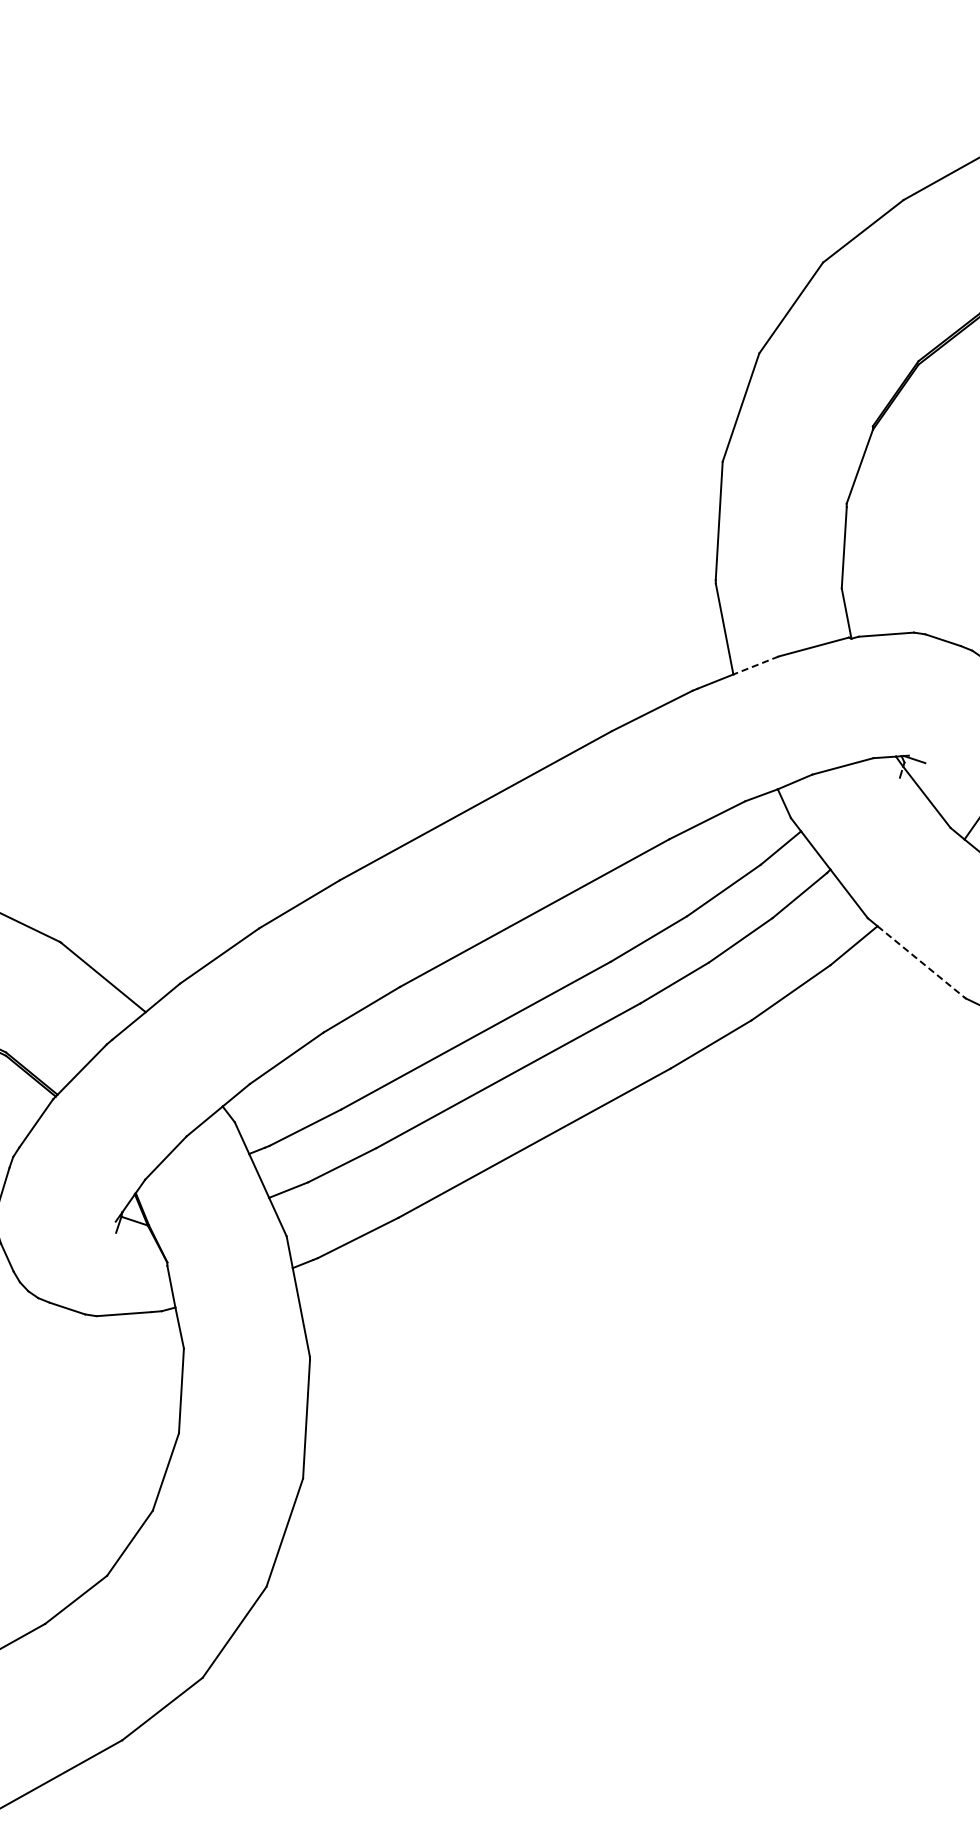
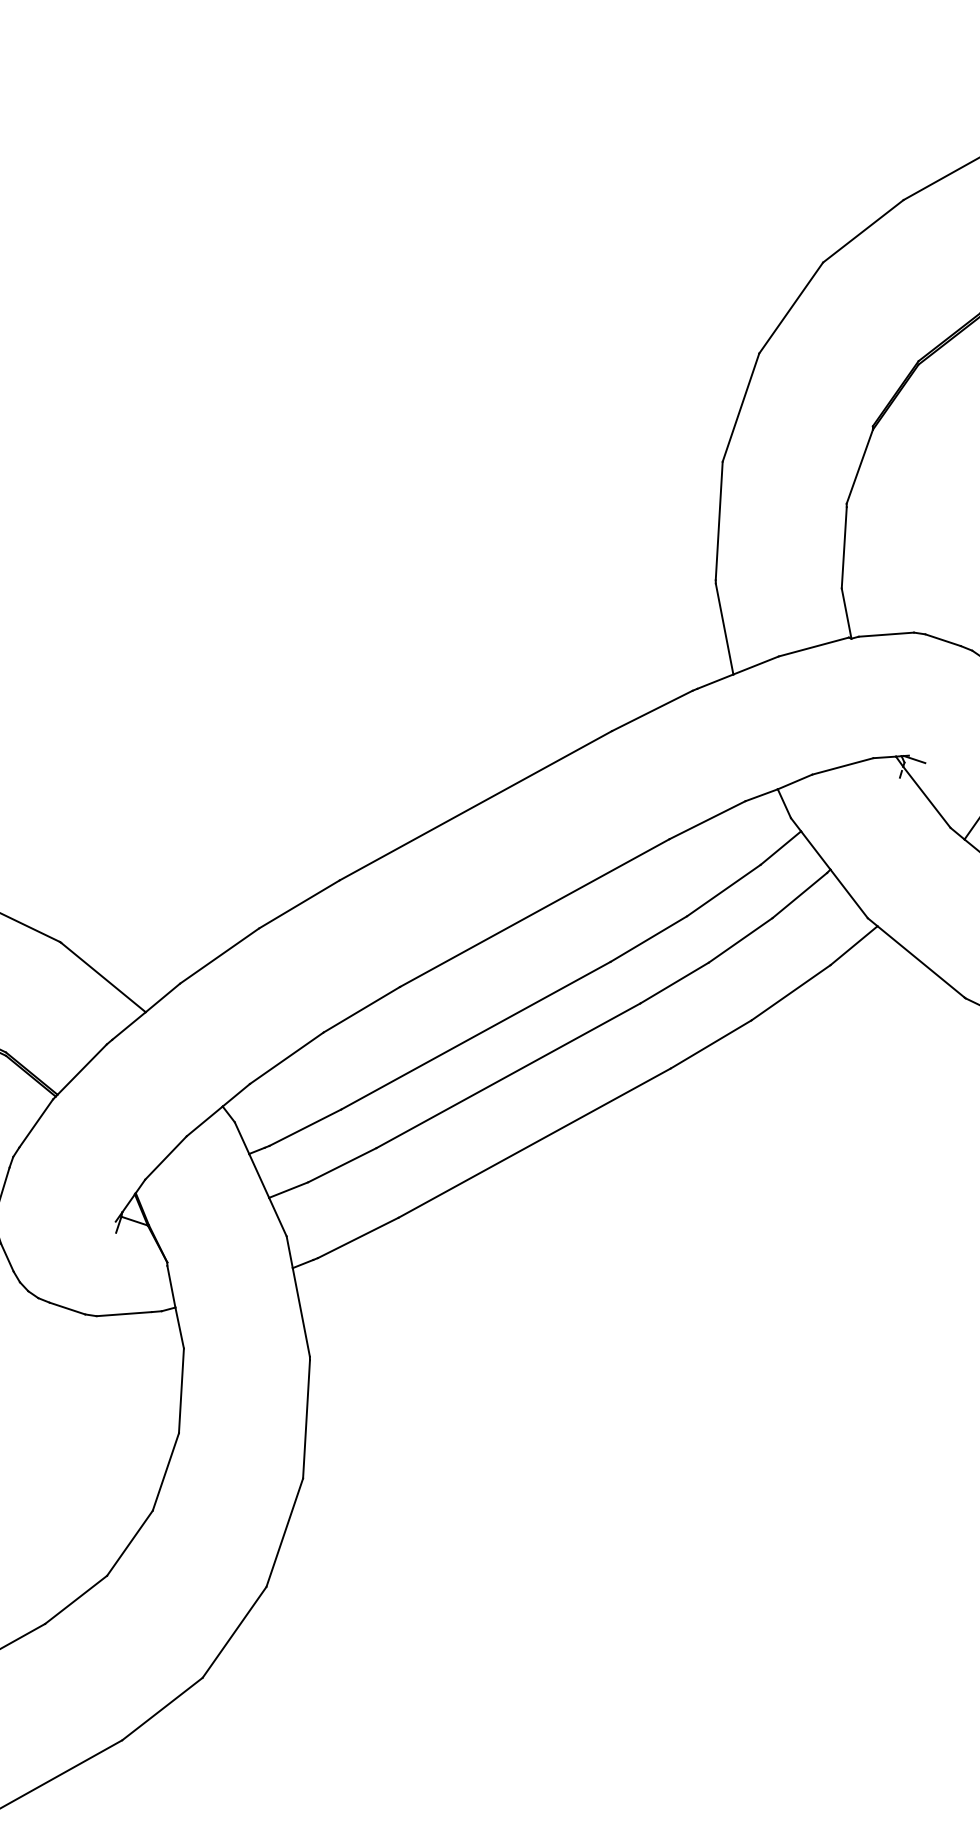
line: dashed -> solid (755, 665)
line: dashed -> solid (921, 962)
